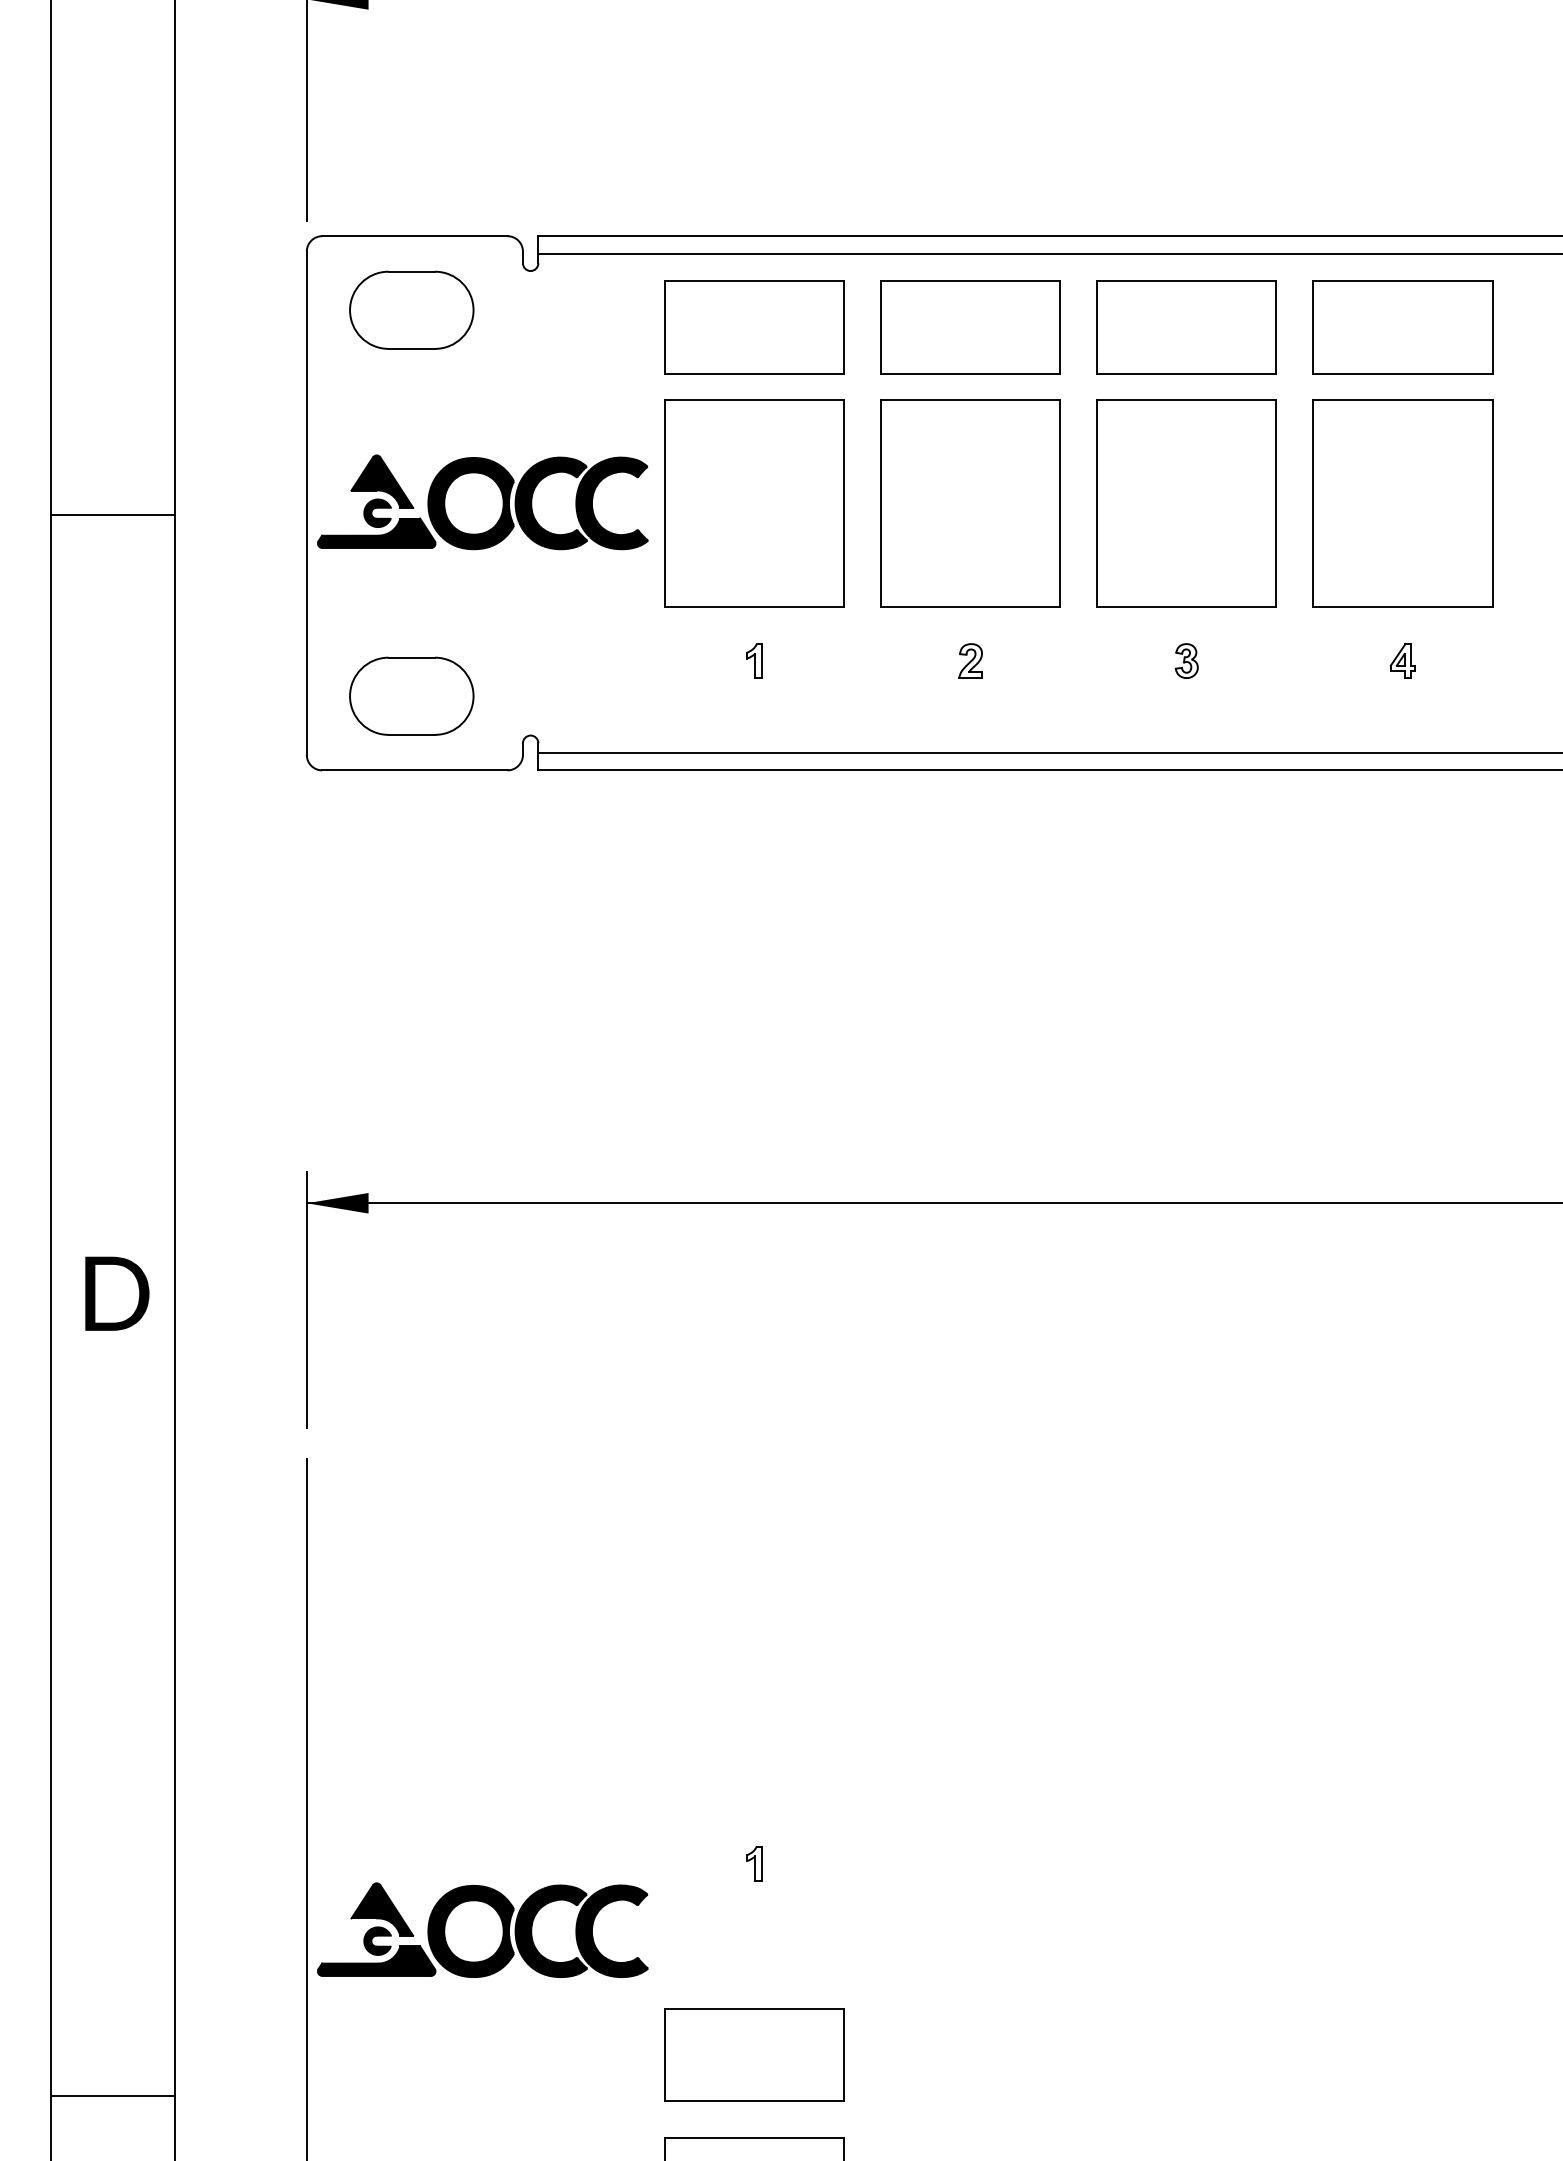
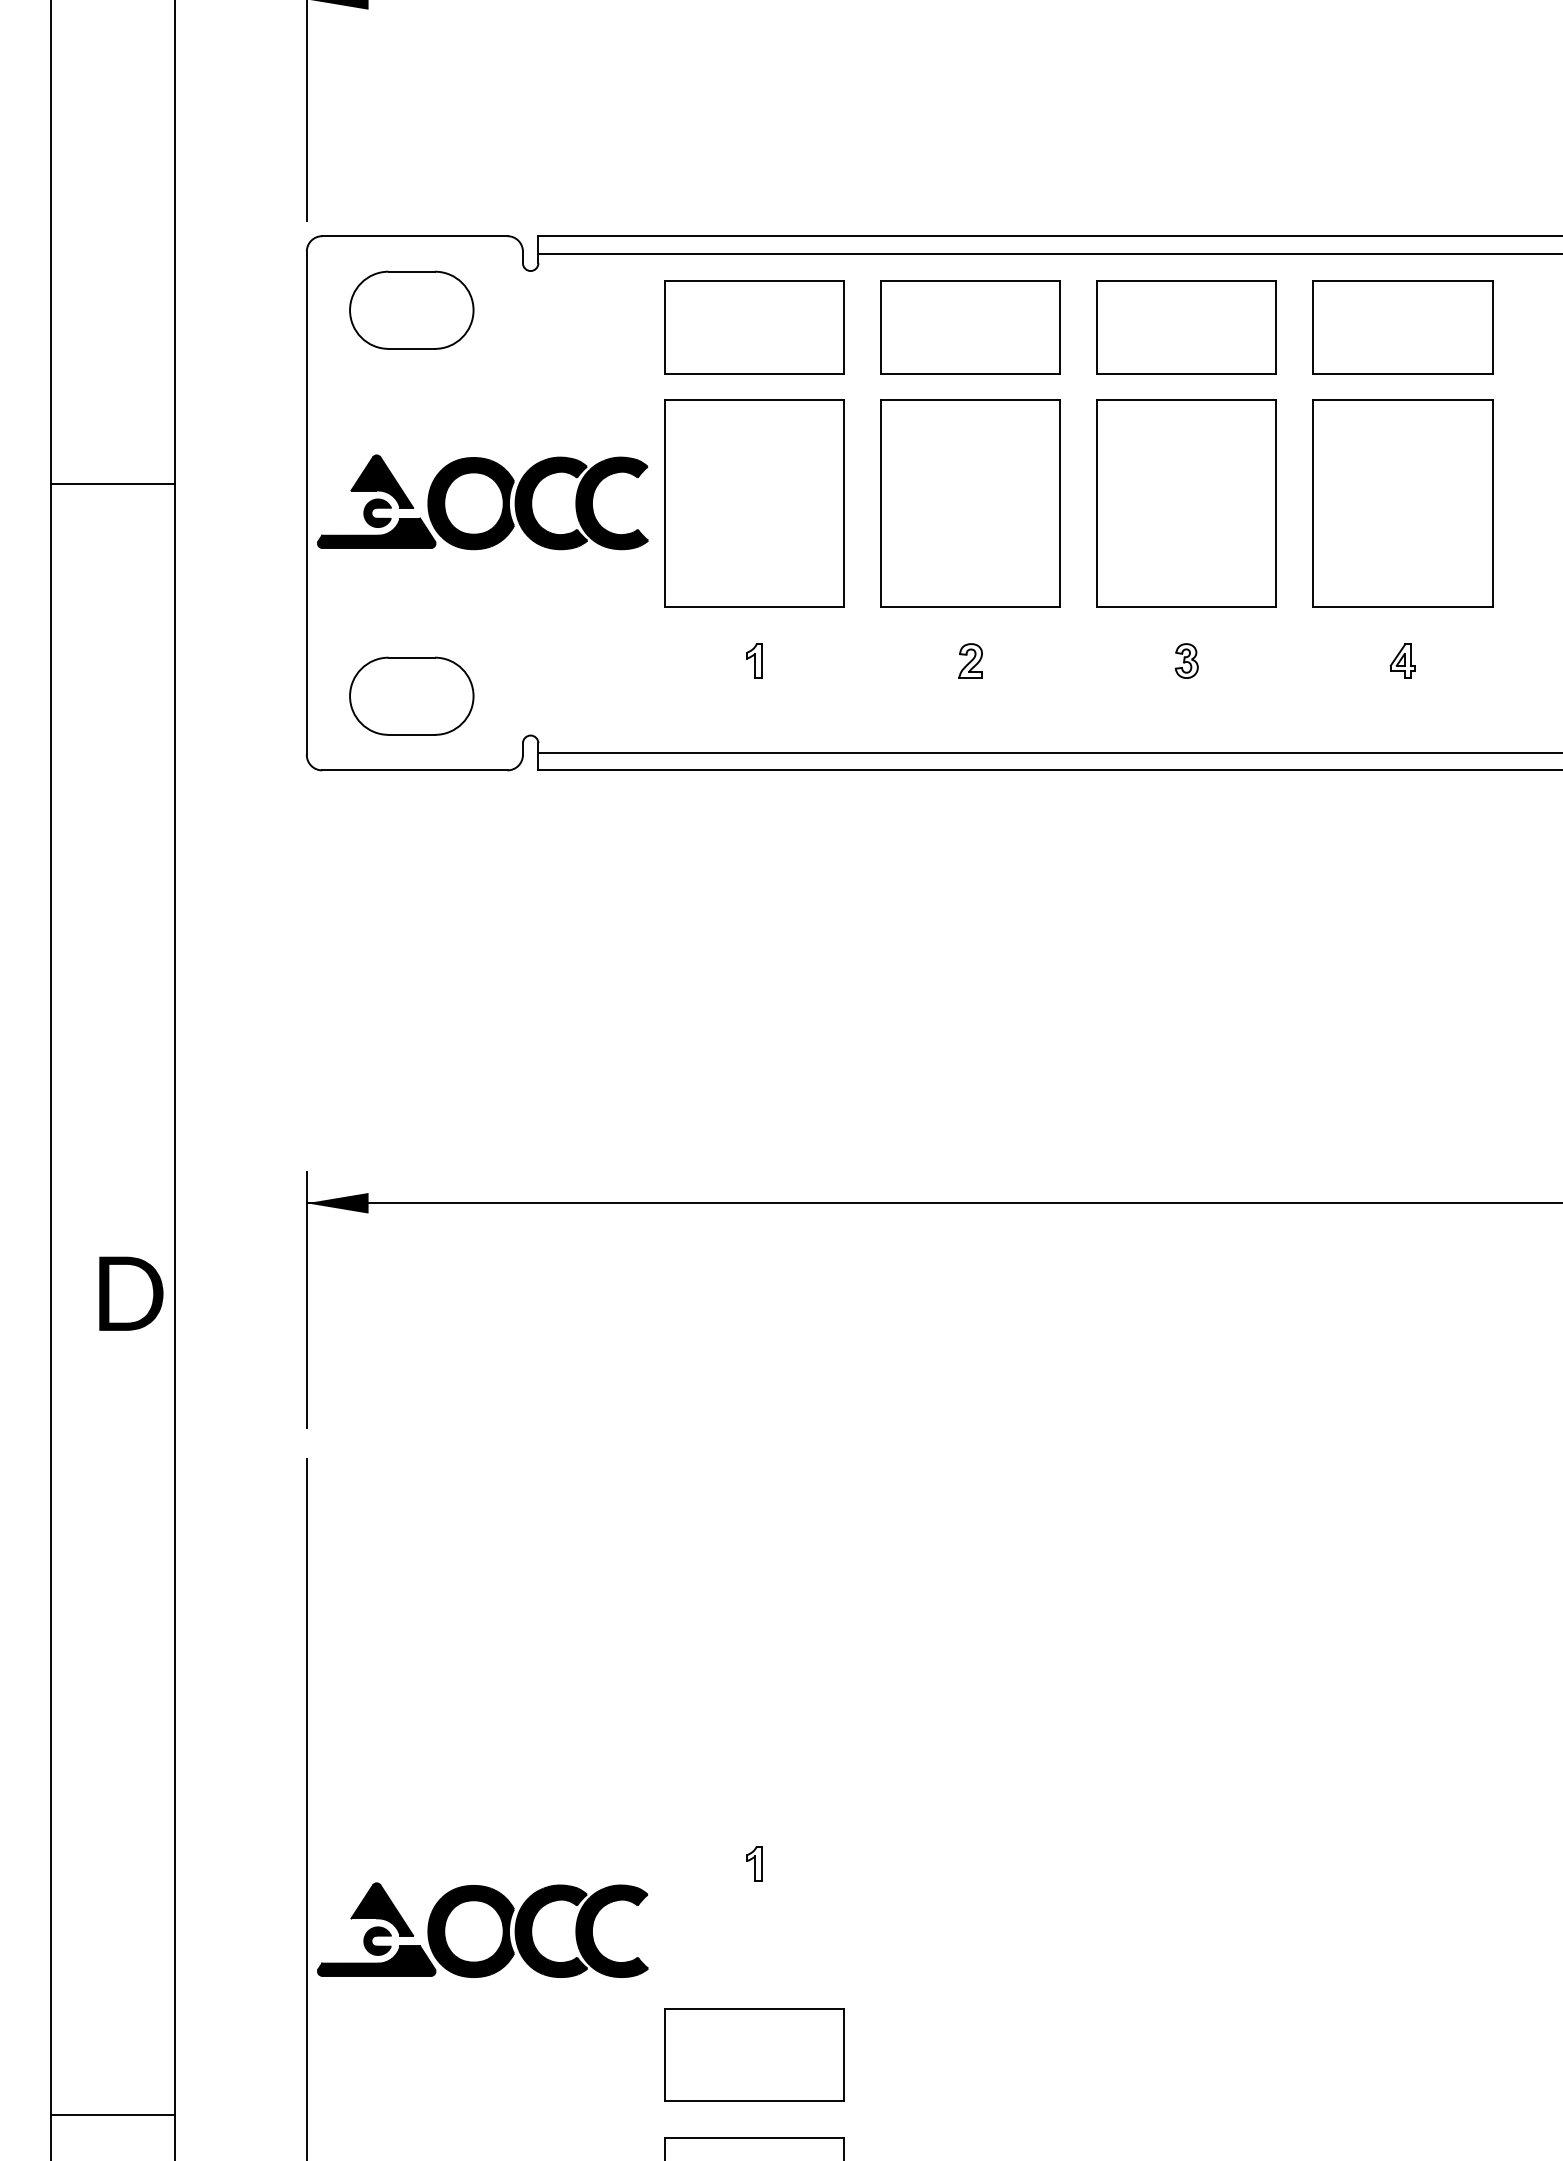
line position: (112, 515) -> (112, 484) (112, 484)
text position: (117, 1293) -> (131, 1293) (131, 1293)
line position: (112, 2096) -> (112, 2115) (112, 2115)
